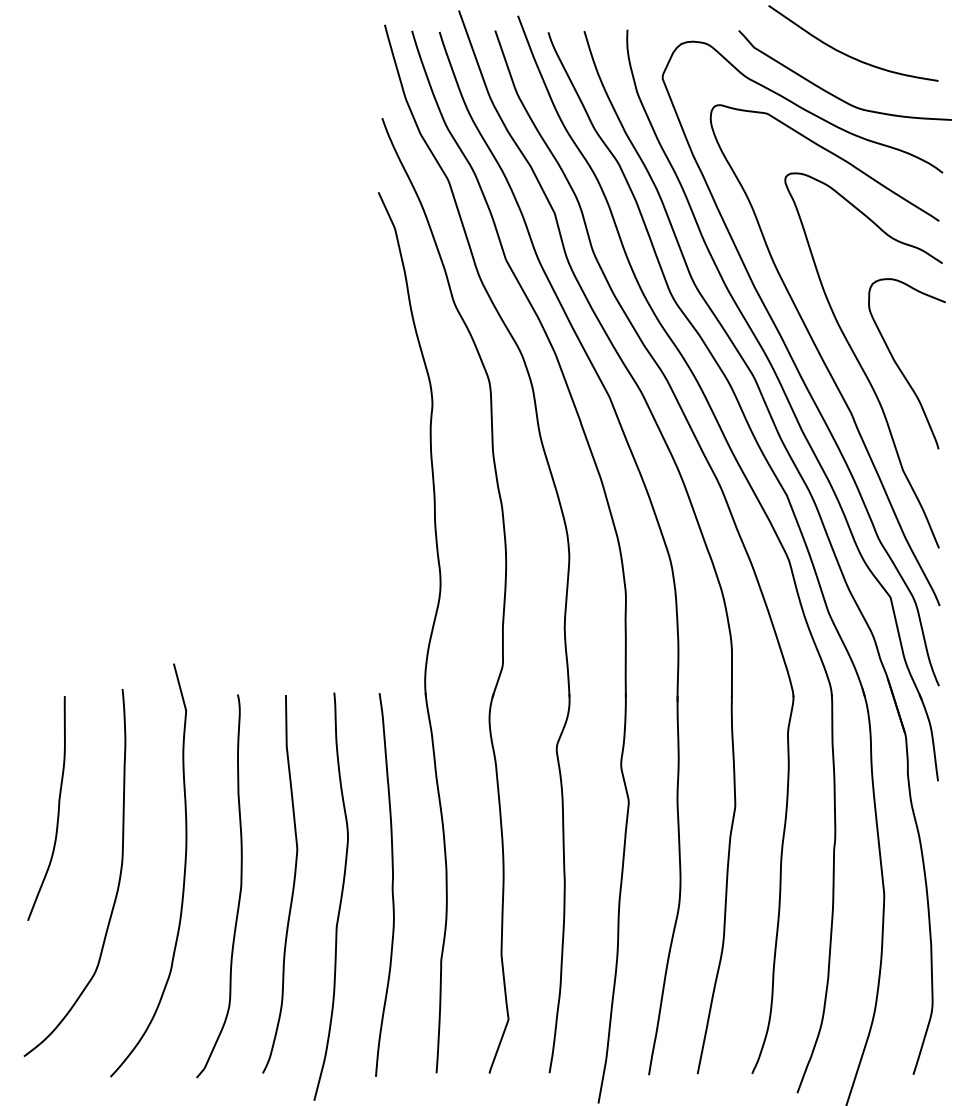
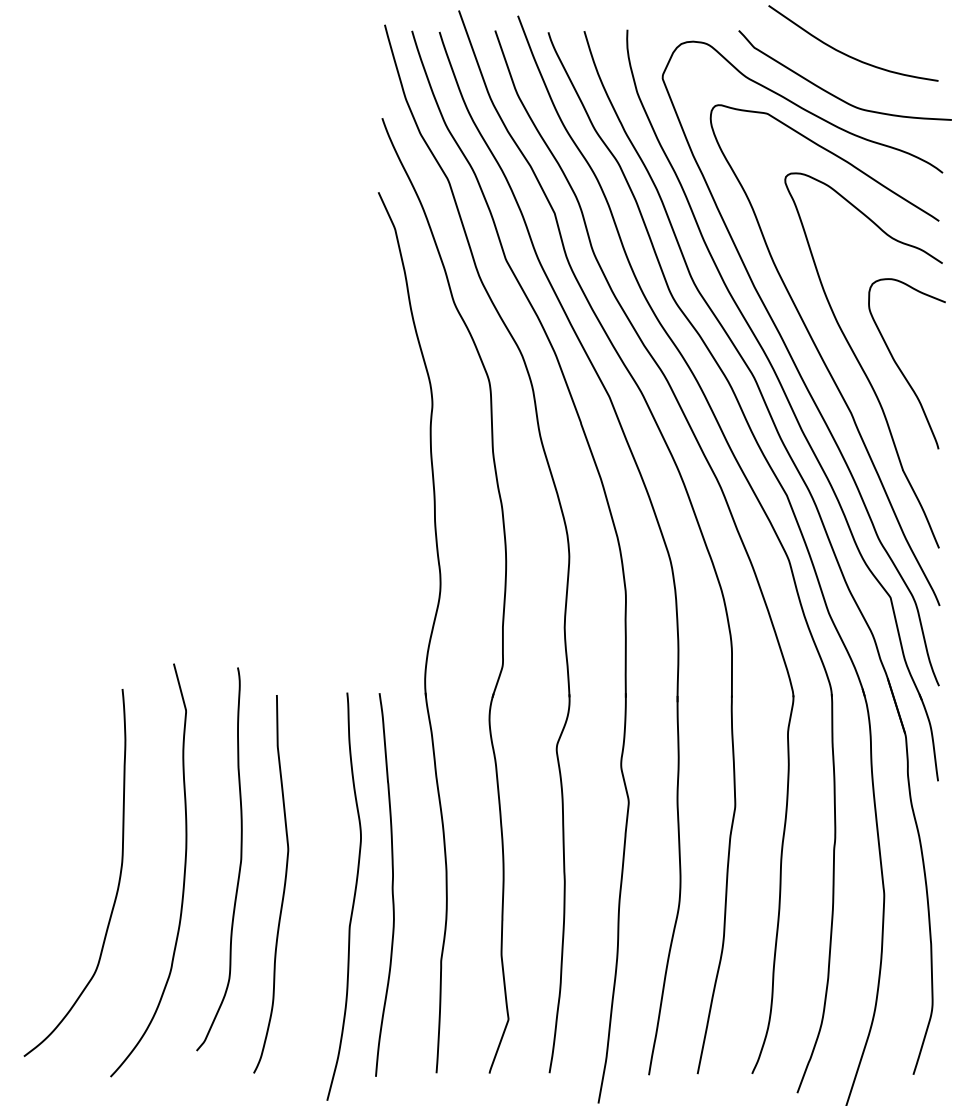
curve: present -> none (57, 811)
curve position: (292, 886) -> (283, 886) (283, 886)
curve position: (239, 890) -> (239, 863) (239, 863)
curve position: (340, 896) -> (353, 896) (353, 896)
